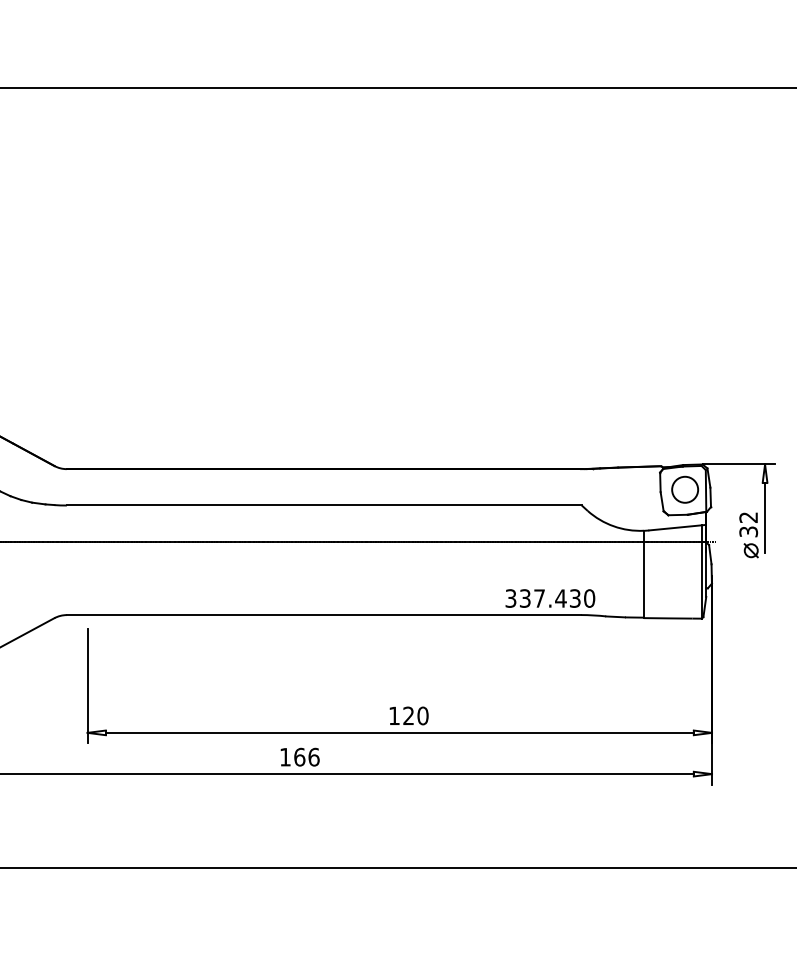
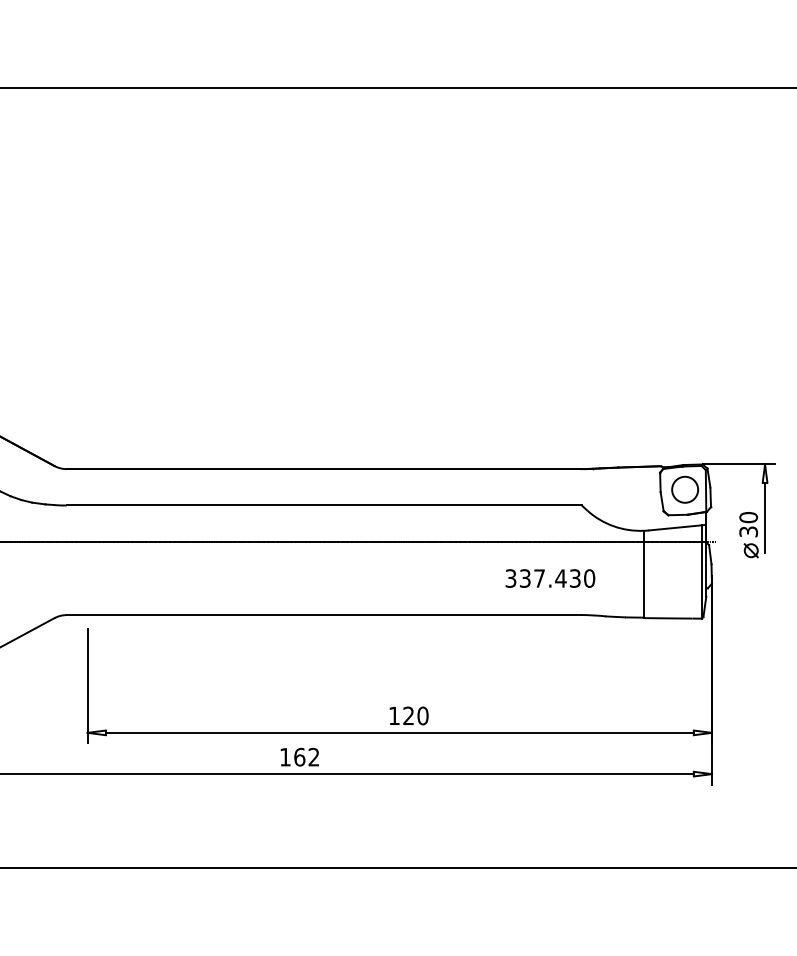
text: 32 -> 30 (748, 517)
text position: (550, 598) -> (550, 578) (550, 578)
text: 166 -> 162 (313, 756)
